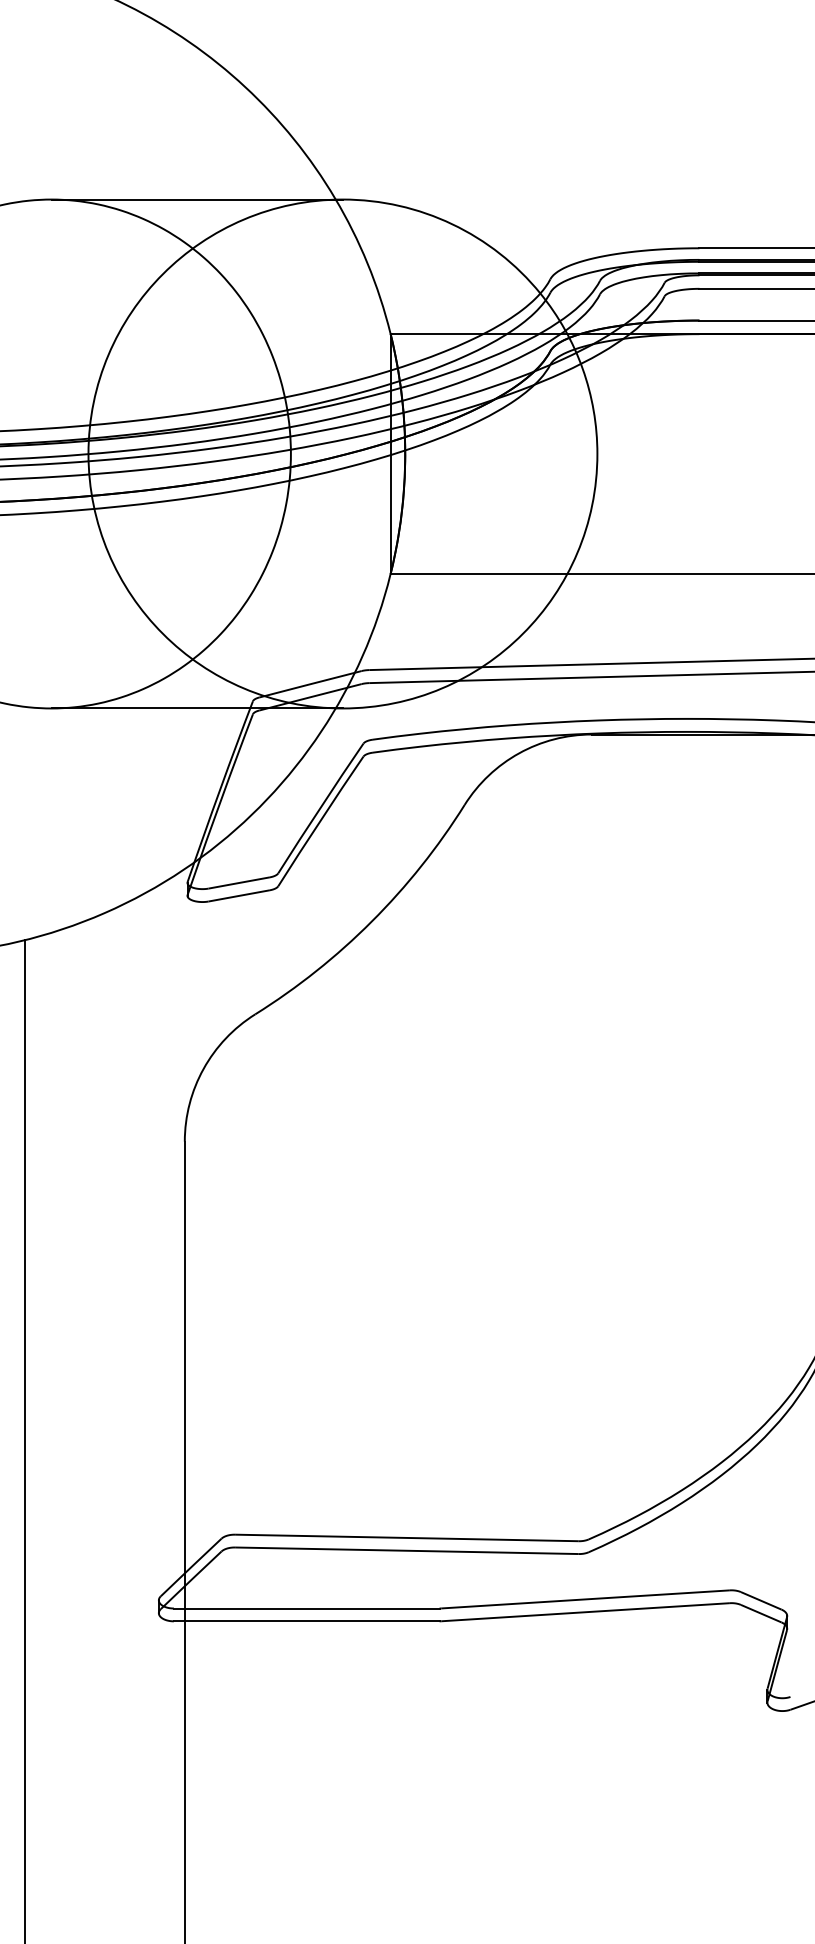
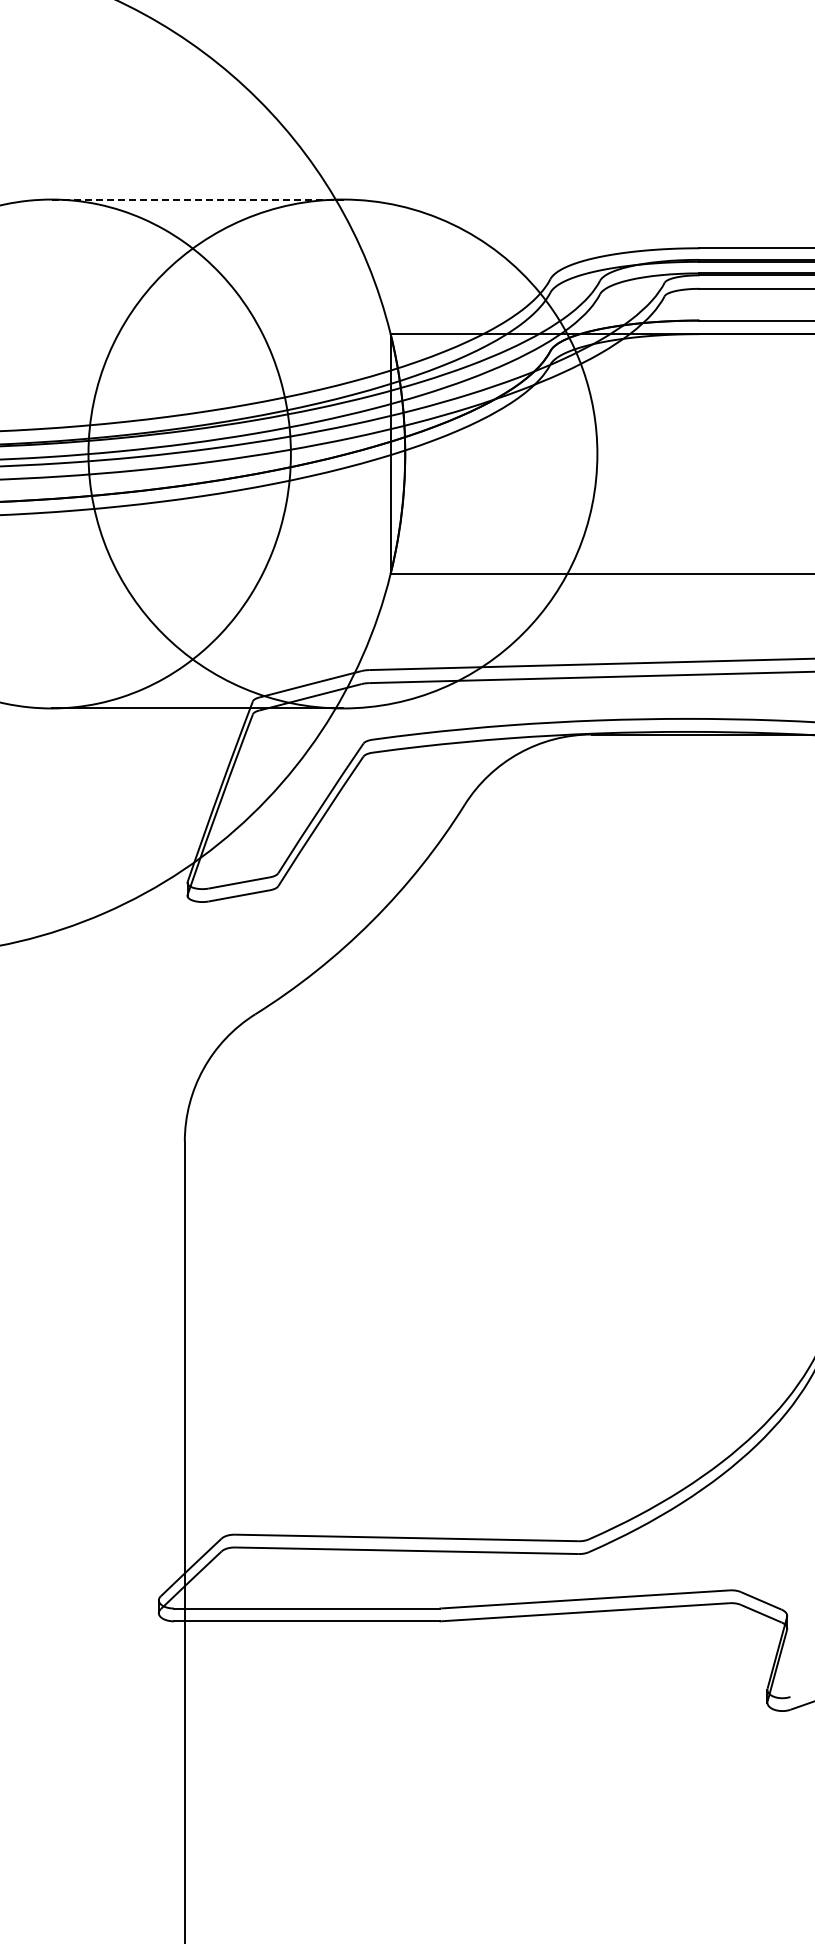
line: solid -> dashed (194, 199)
line: present -> none (24, 1440)
